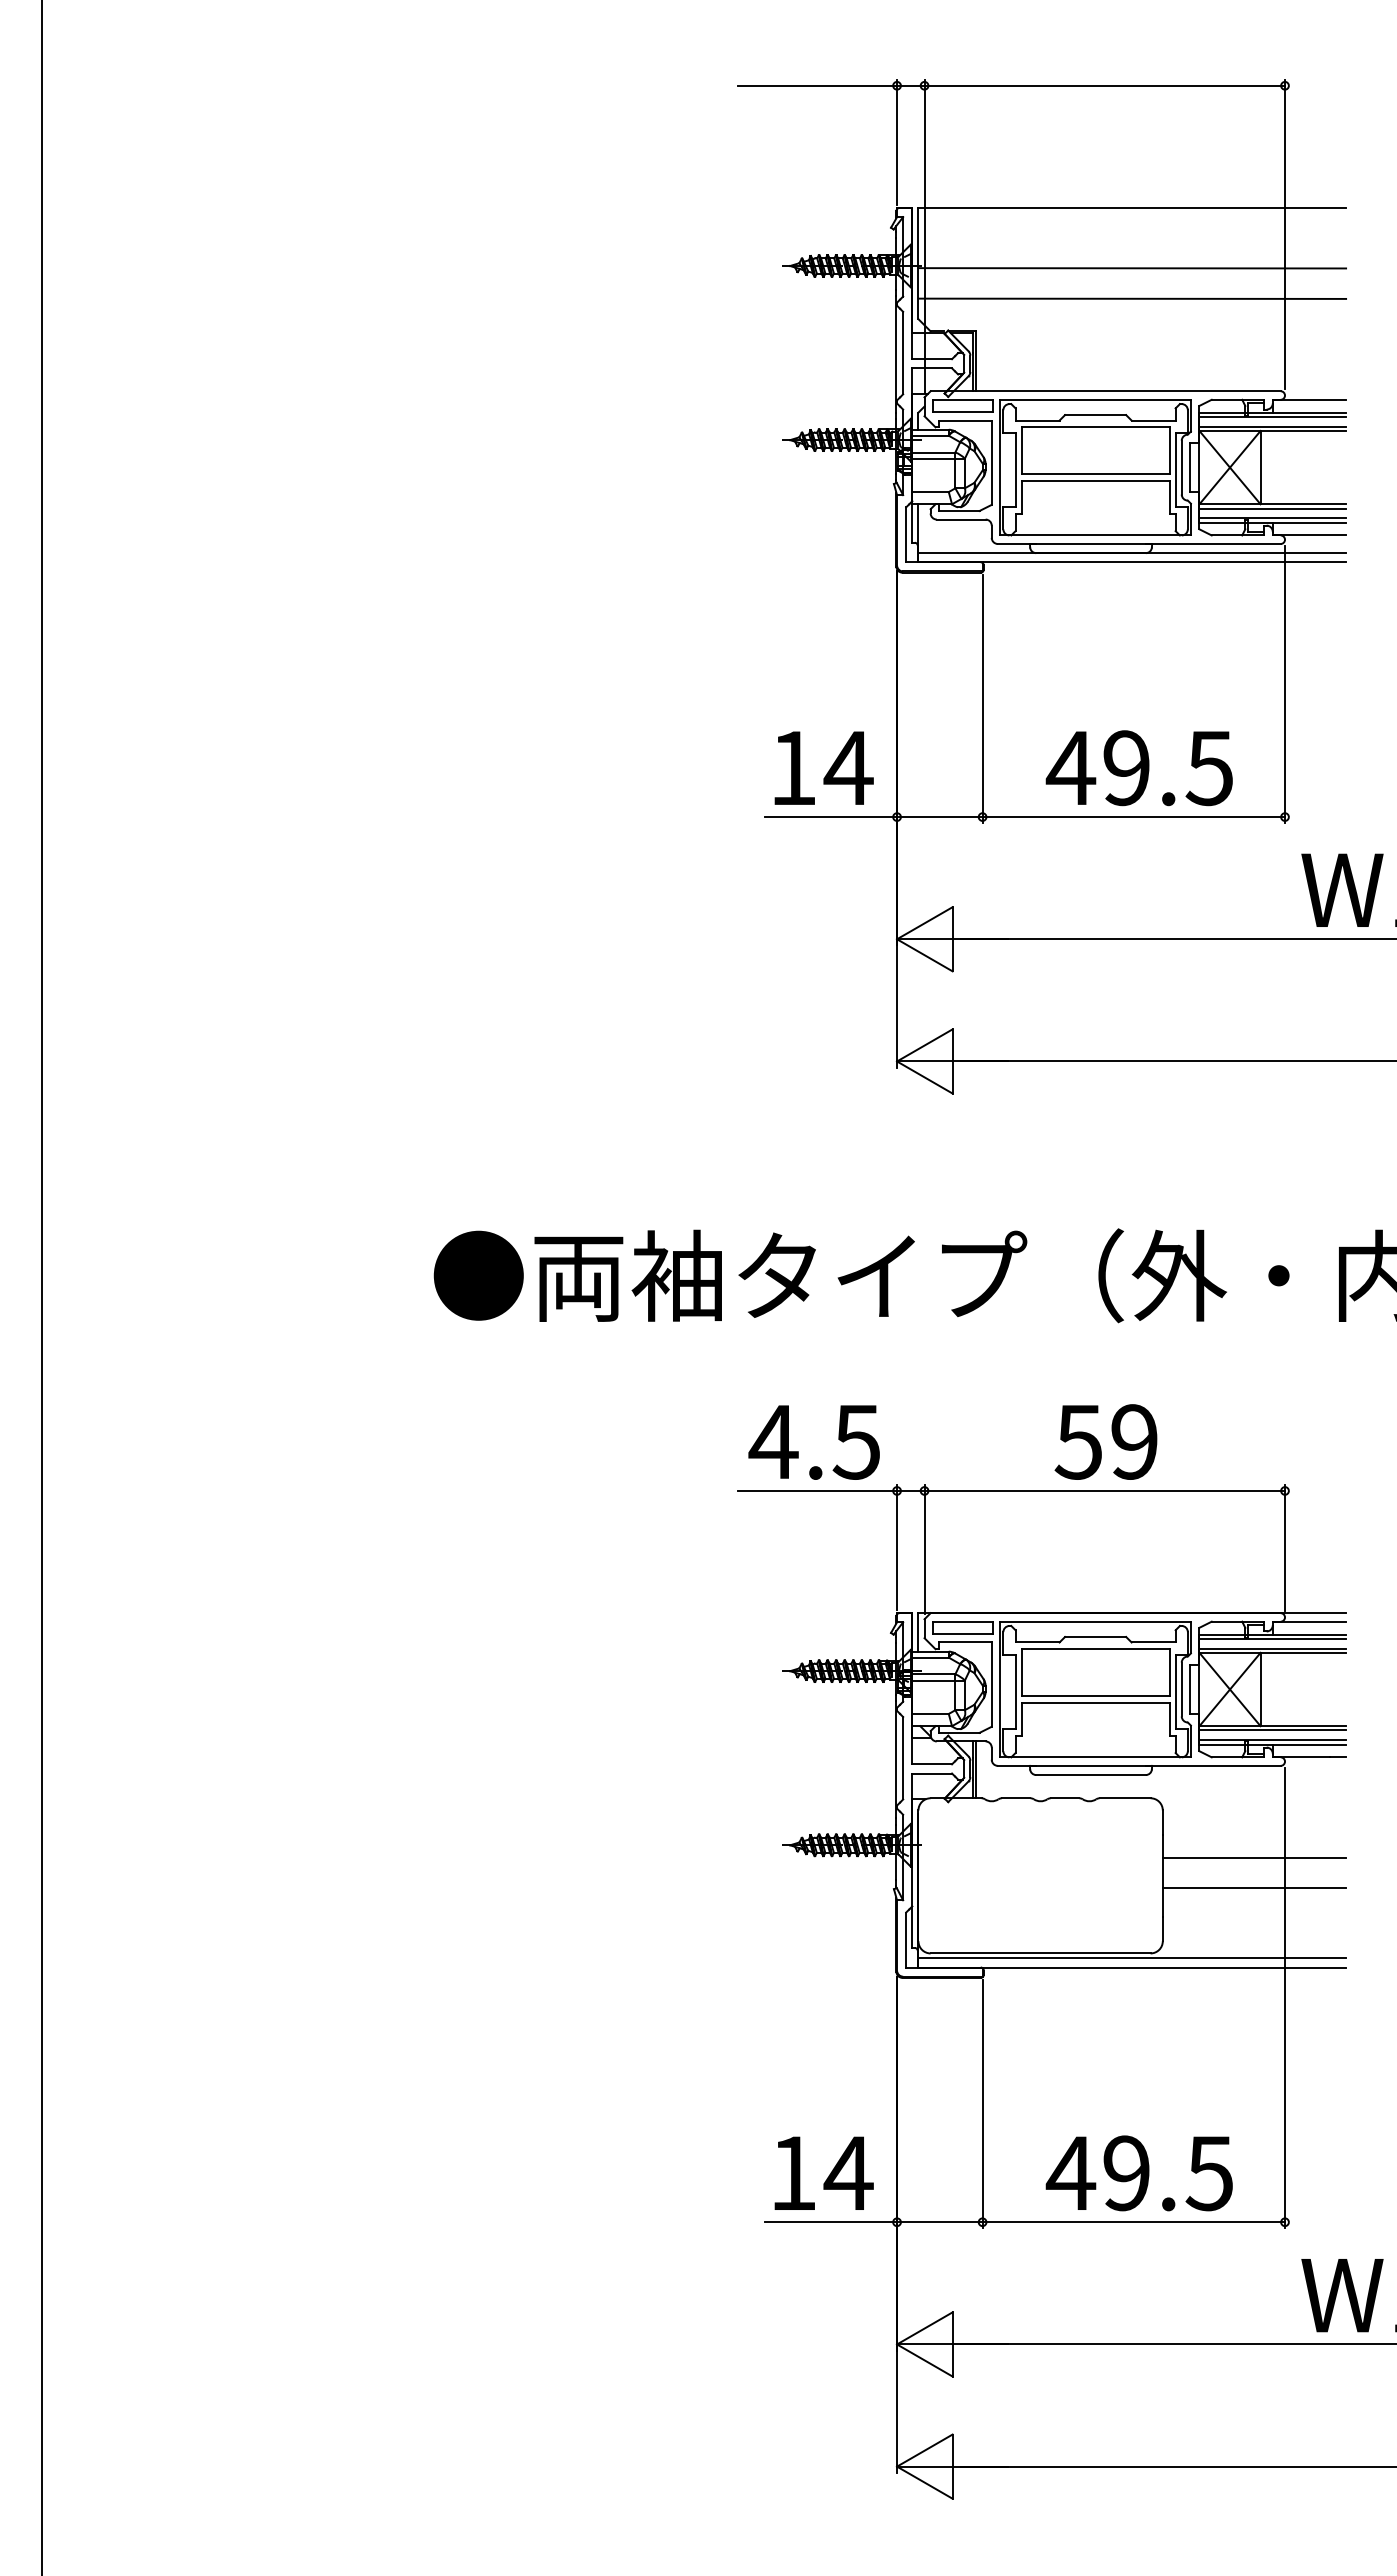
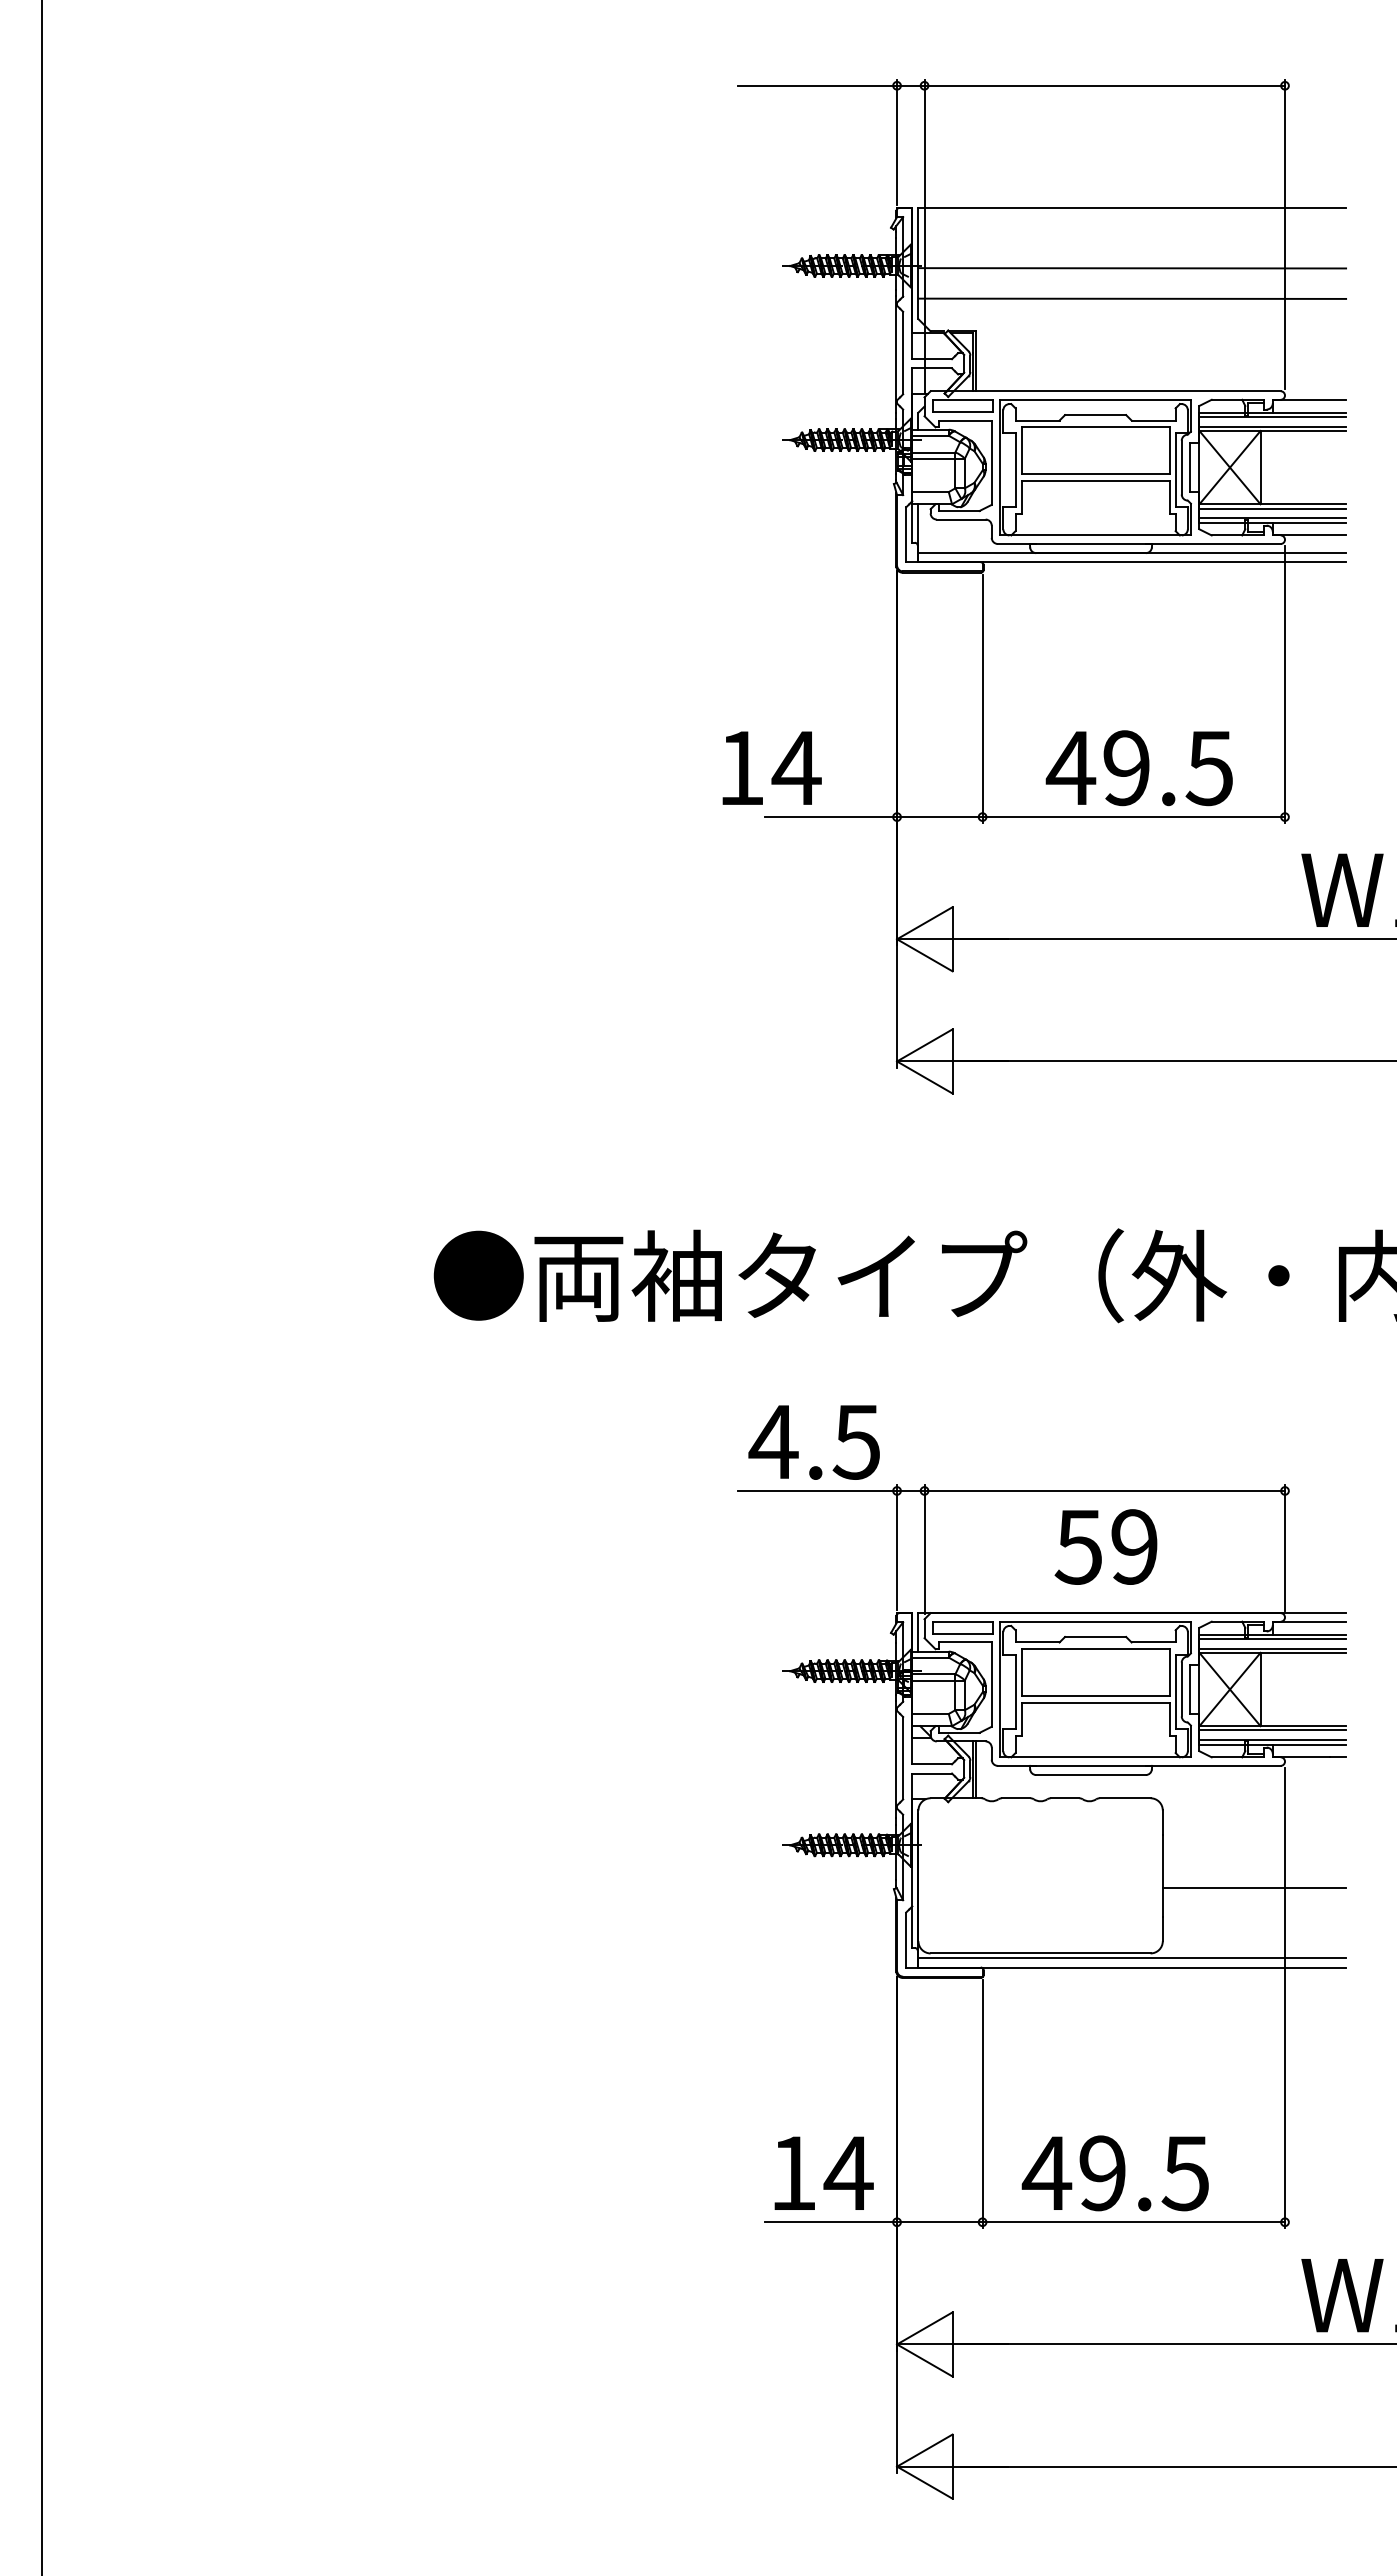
text position: (823, 767) -> (771, 767) (771, 767)
text position: (1105, 1441) -> (1105, 1546) (1105, 1546)
line: present -> none (1254, 1857)
text position: (1138, 2173) -> (1114, 2173) (1114, 2173)
